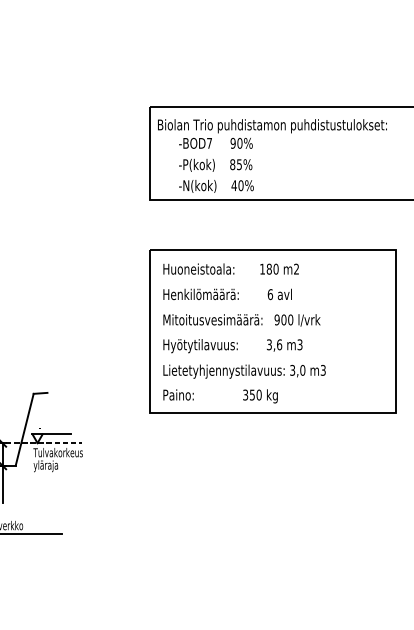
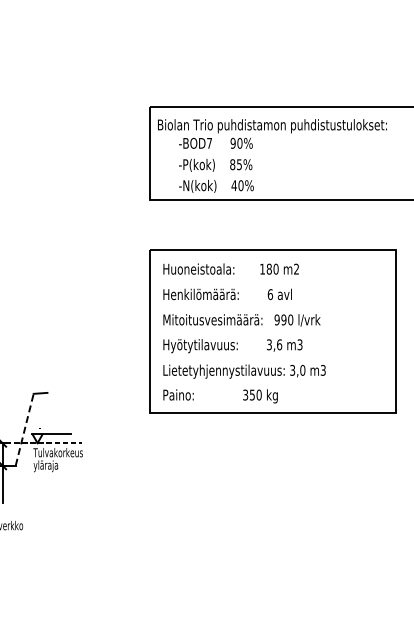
text: 900 -> 990 (283, 319)
line: solid -> dashed (24, 429)
line: present -> none (32, 533)
